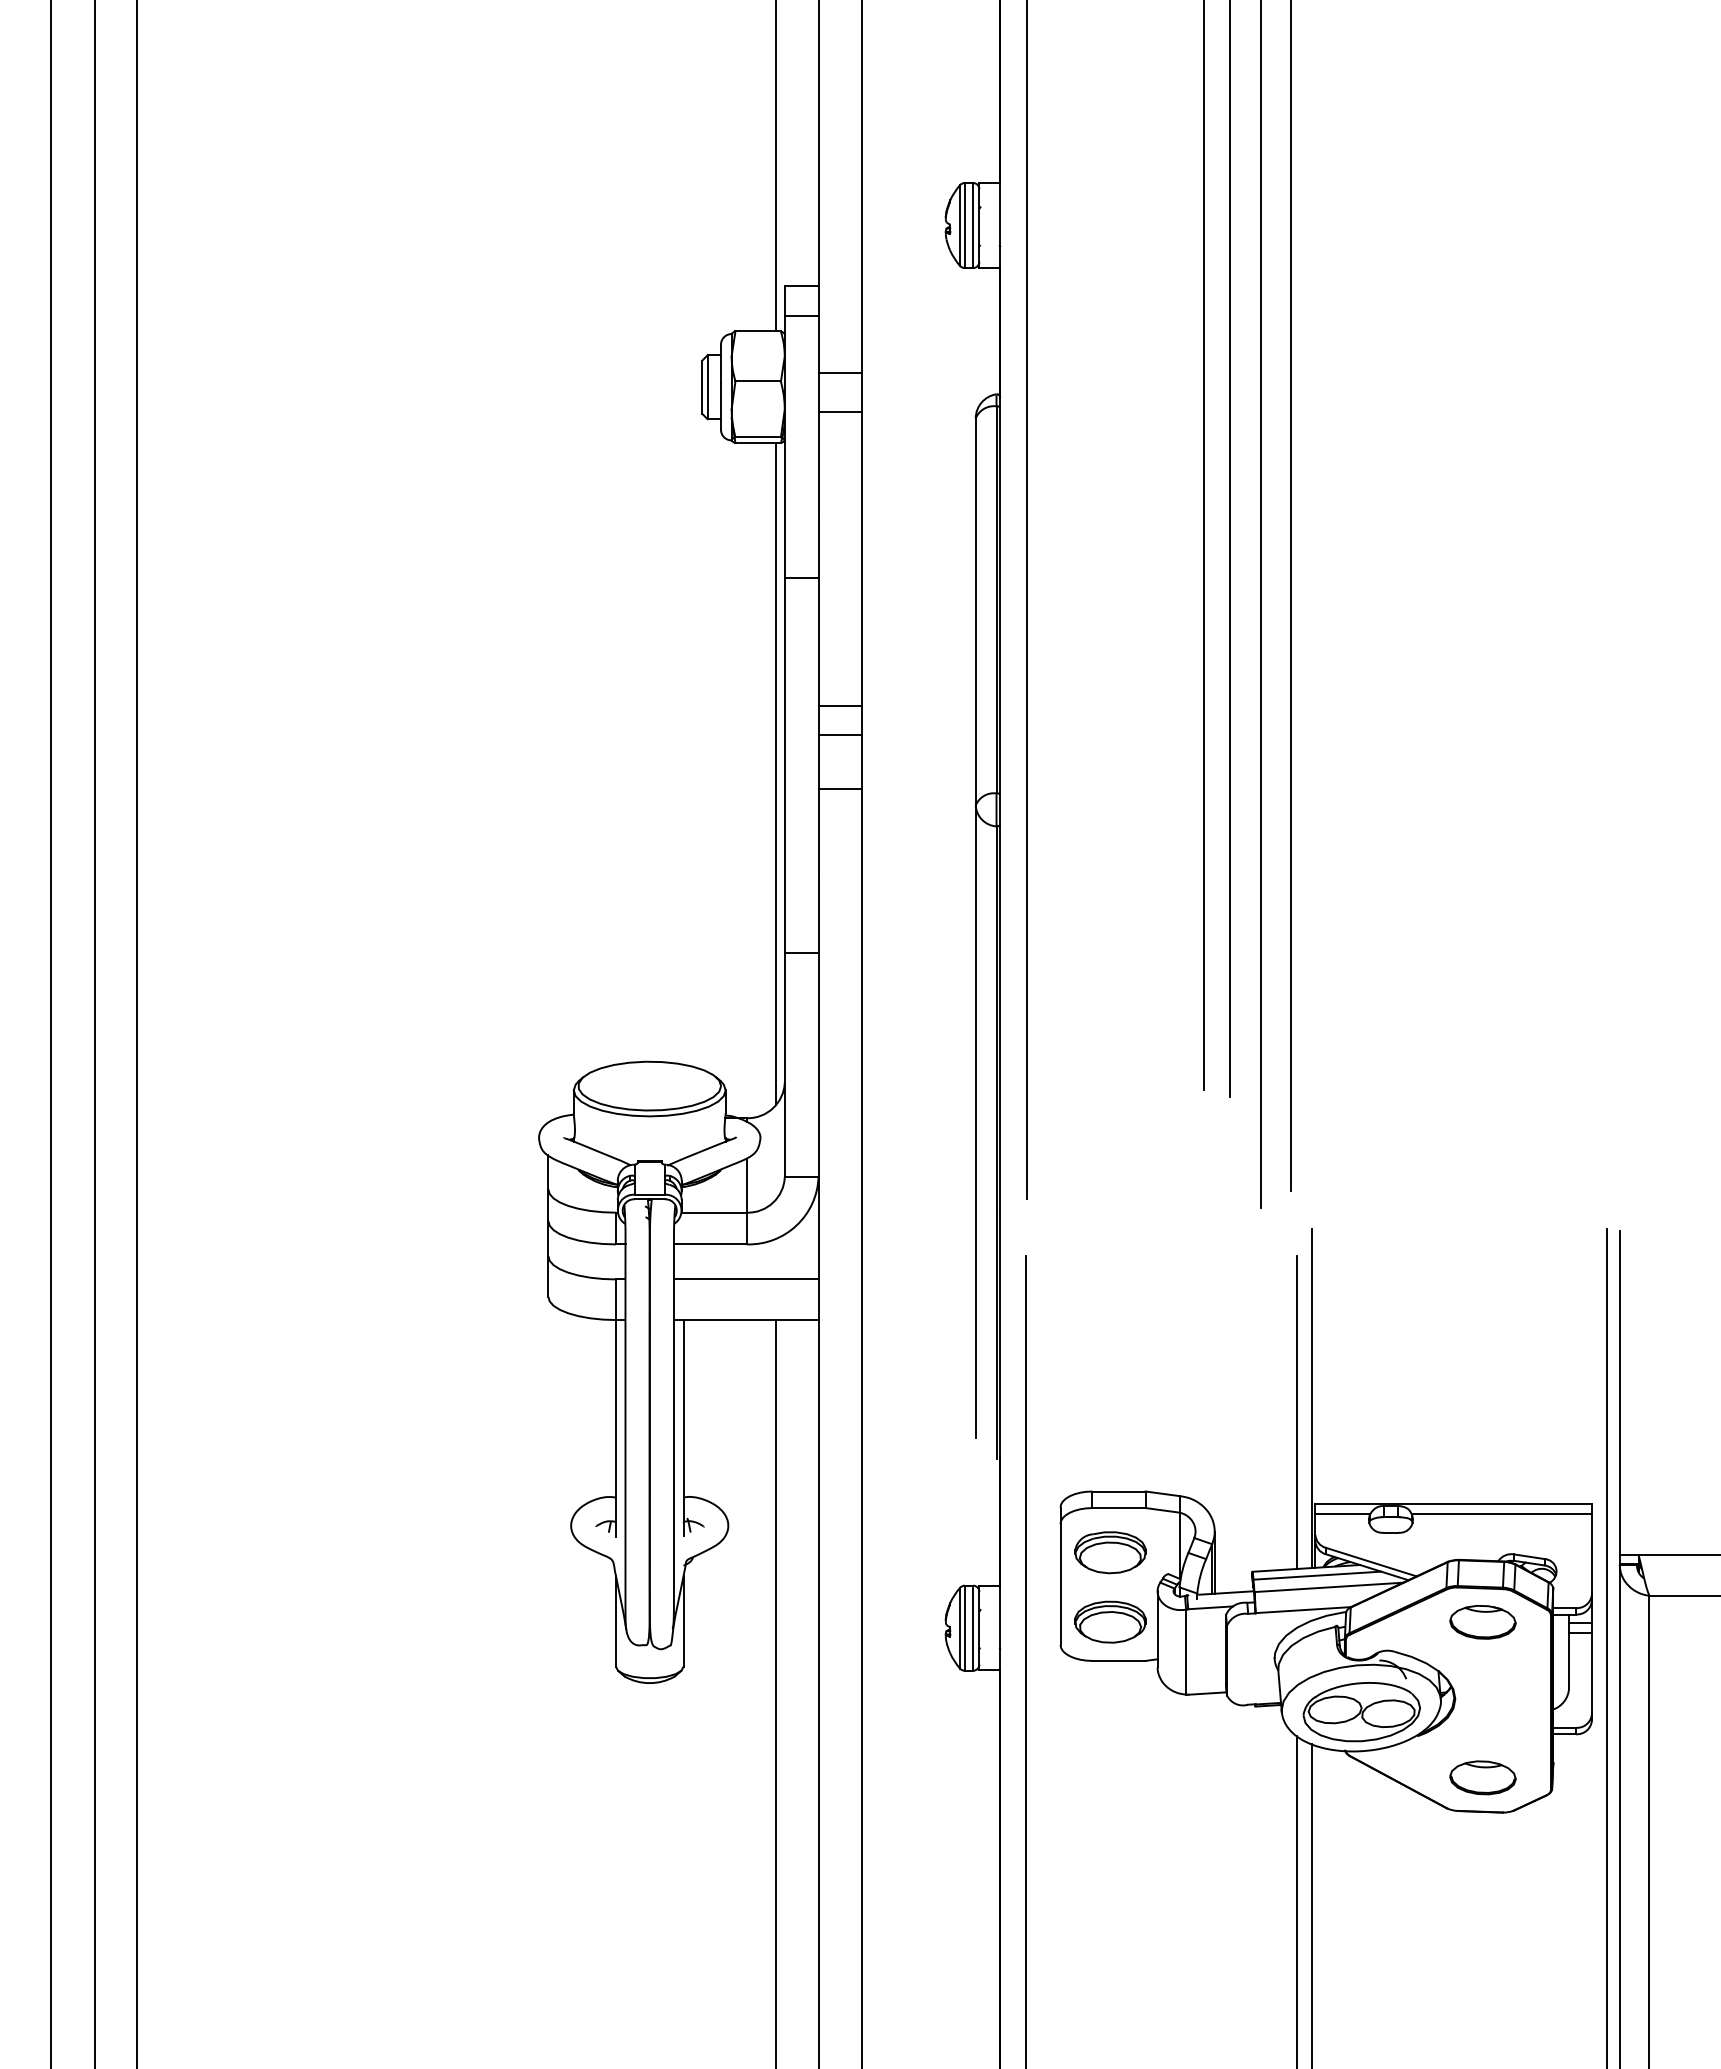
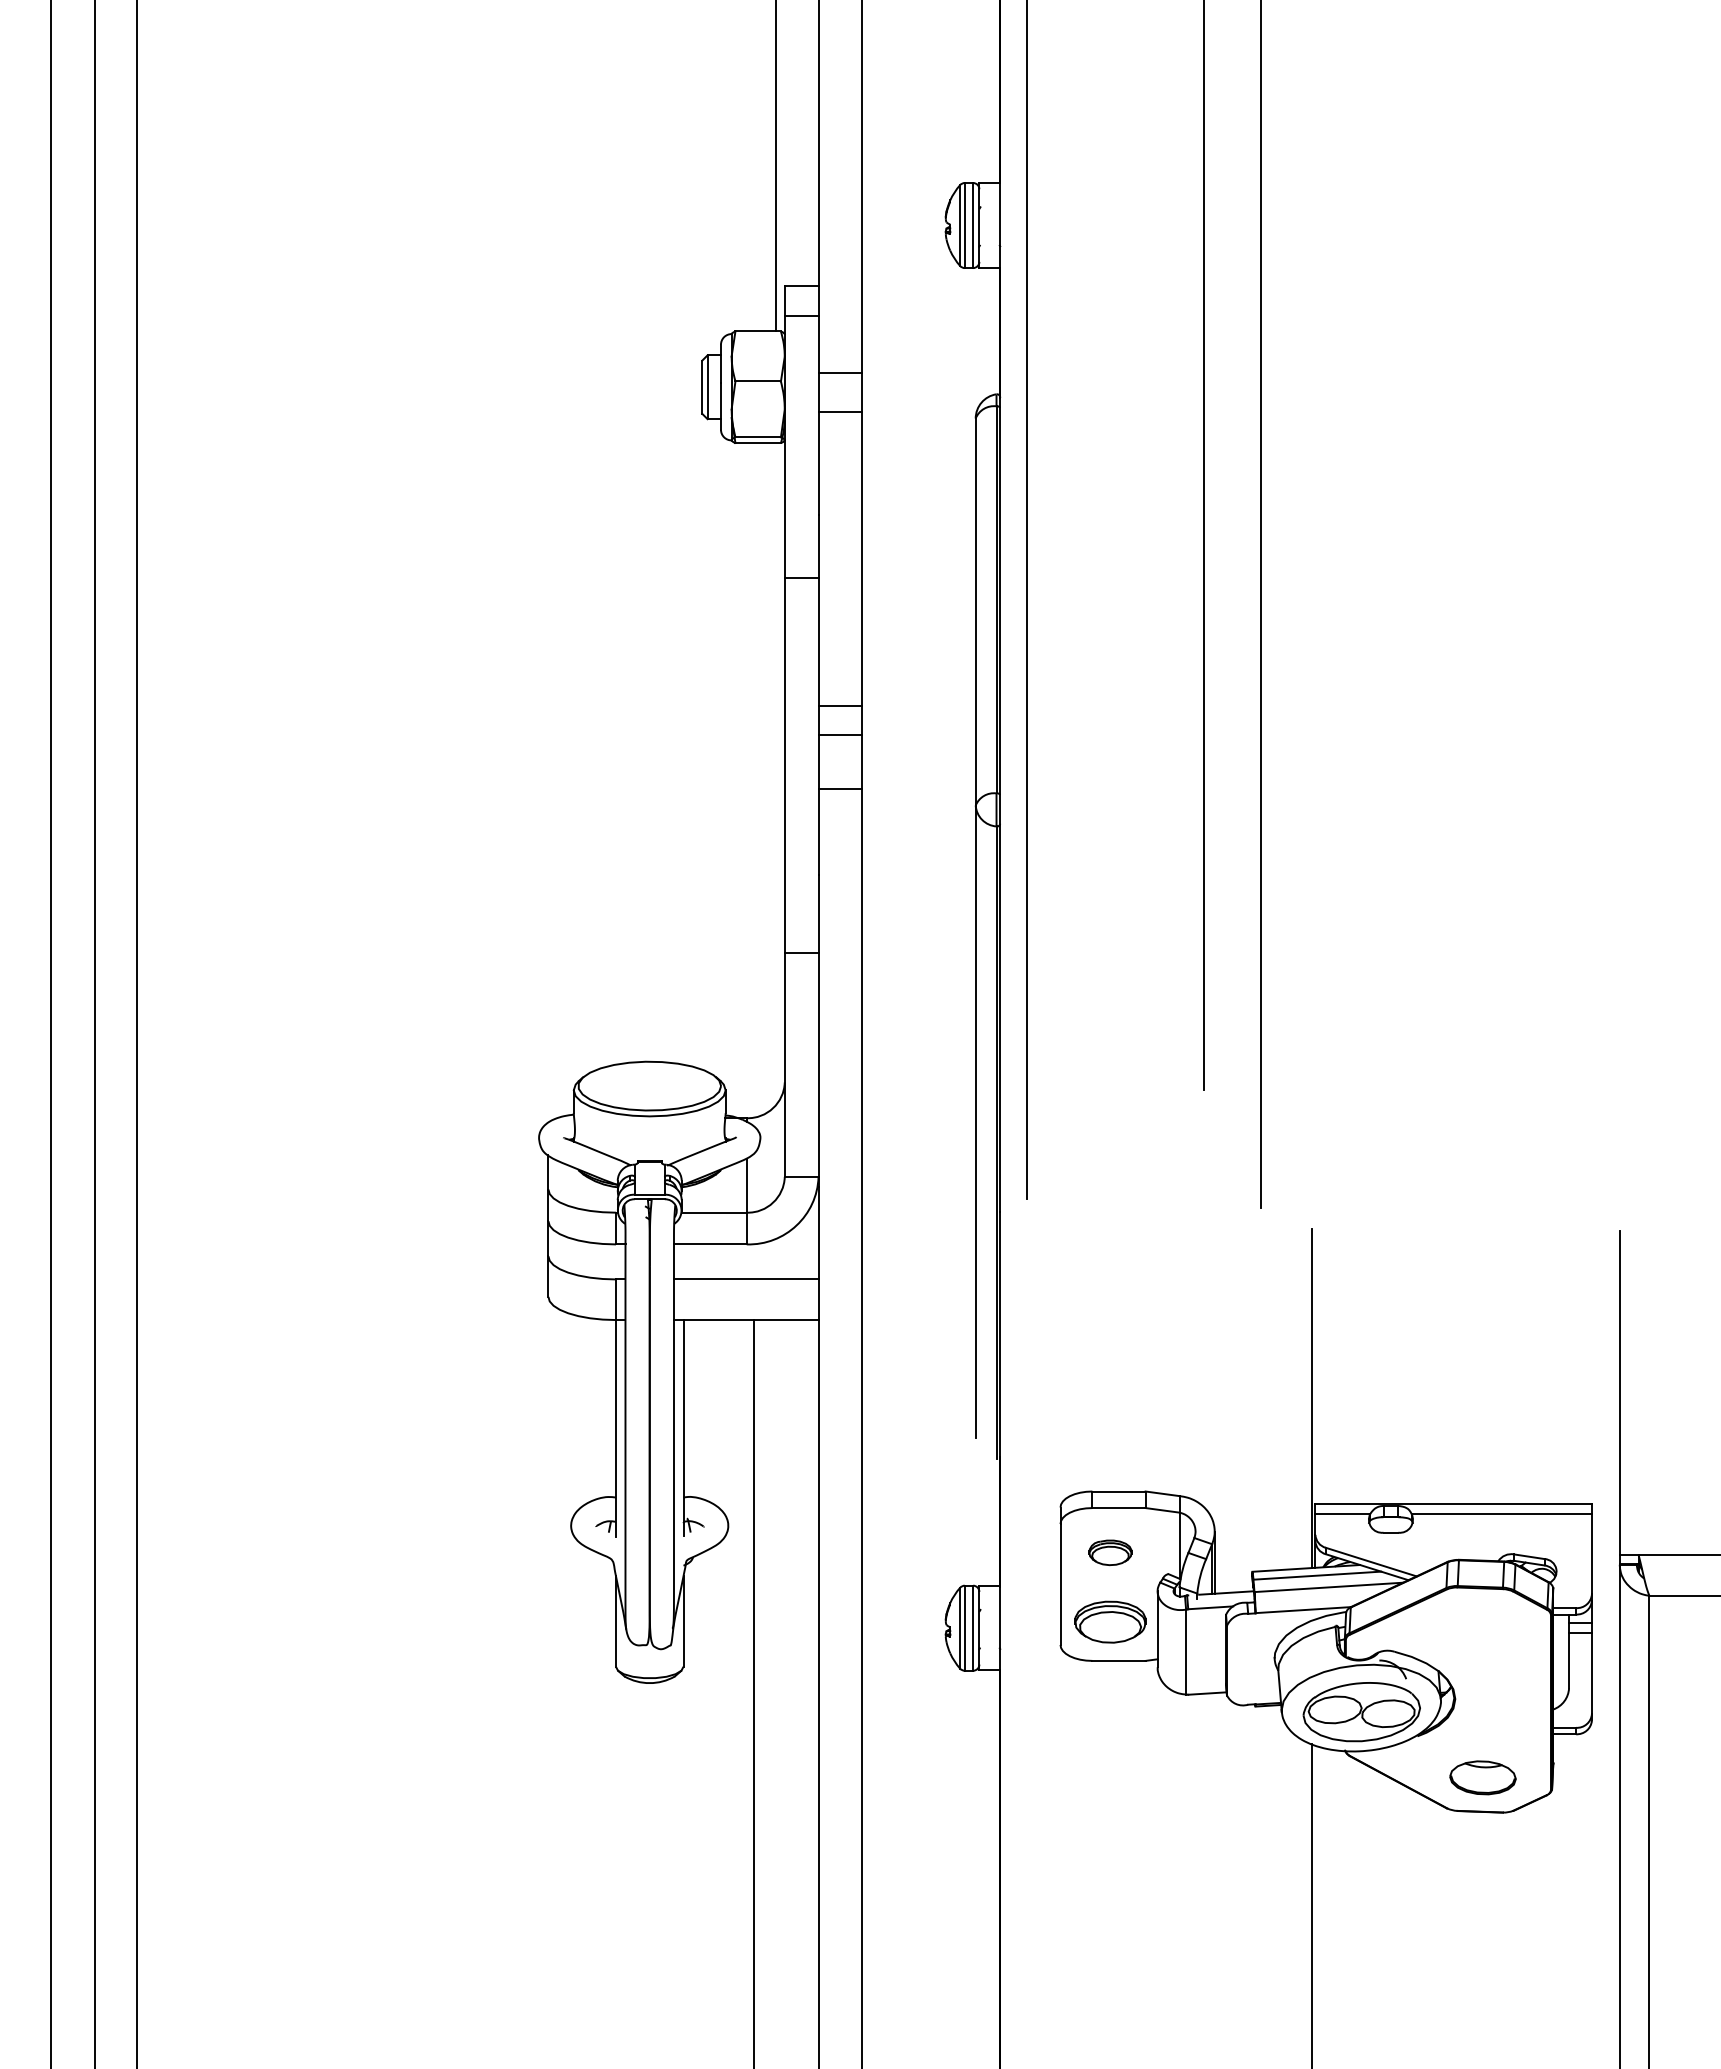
line: present -> none (1230, 549)
line: present -> none (1290, 596)
line: present -> none (776, 773)
line: present -> none (1296, 1412)
part size: 73x44 px -> 45x28 px (1110, 1552)
part: present -> none (1482, 1622)
line: present -> none (1607, 1647)
line: present -> none (1026, 1660)
line position: (776, 1692) -> (754, 1692) (754, 1692)
line: present -> none (1296, 1900)
